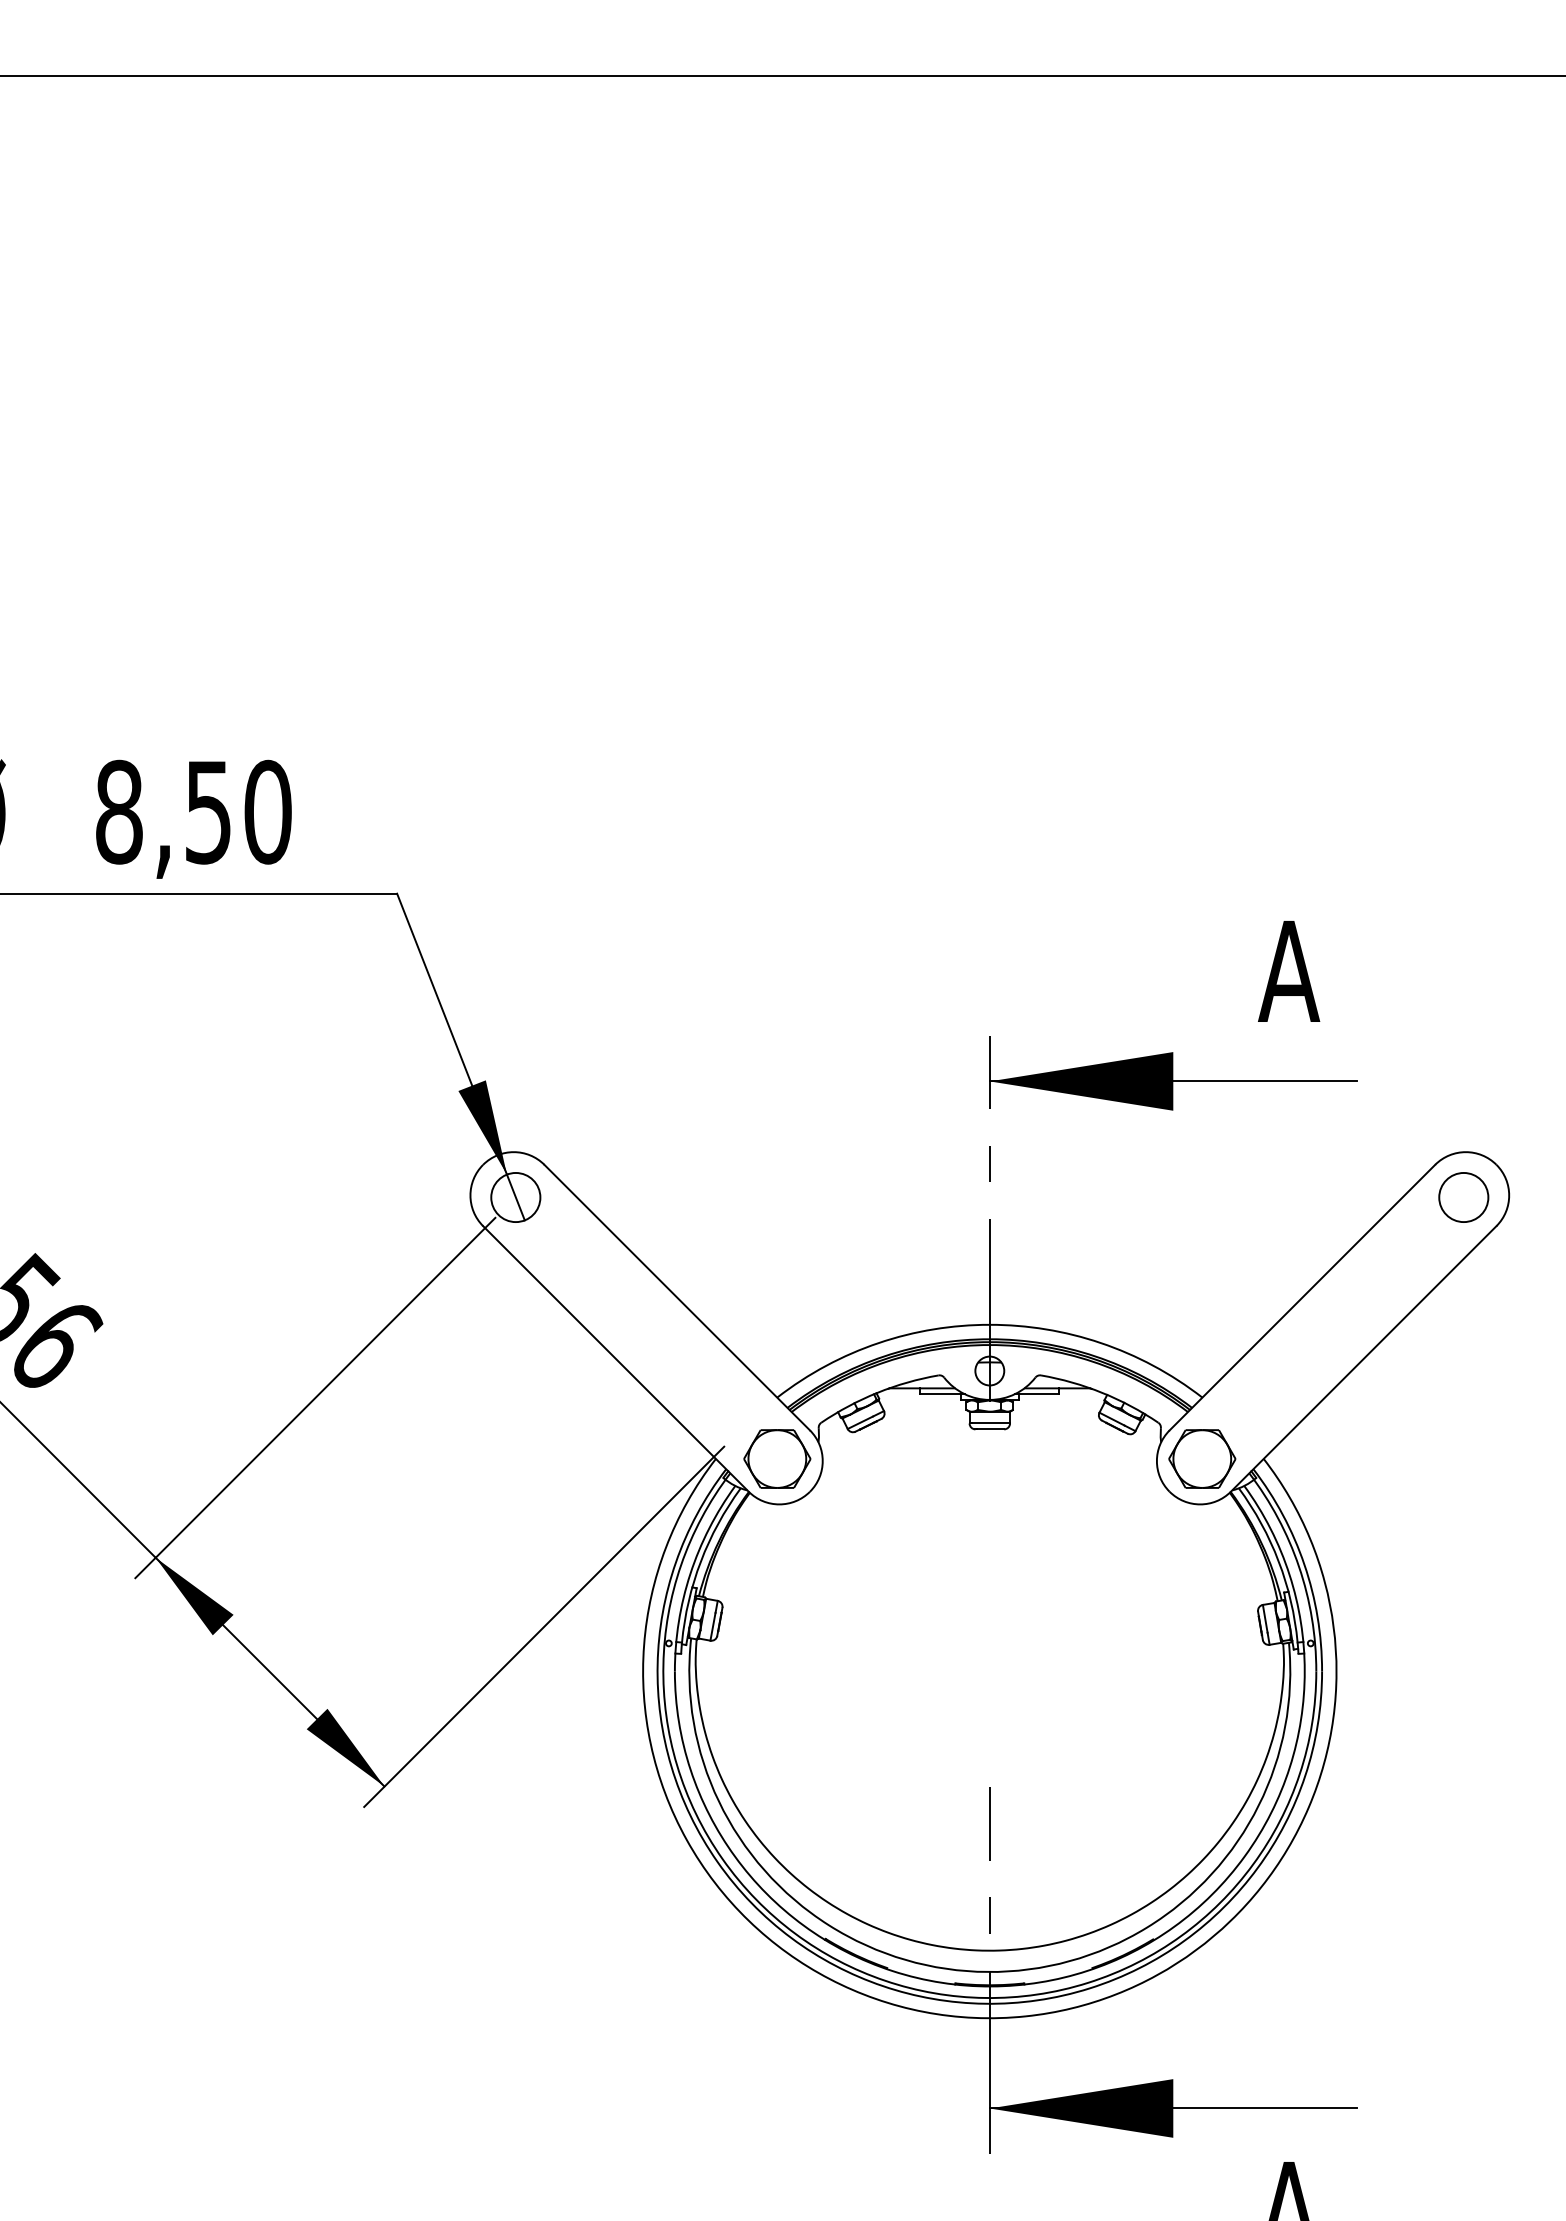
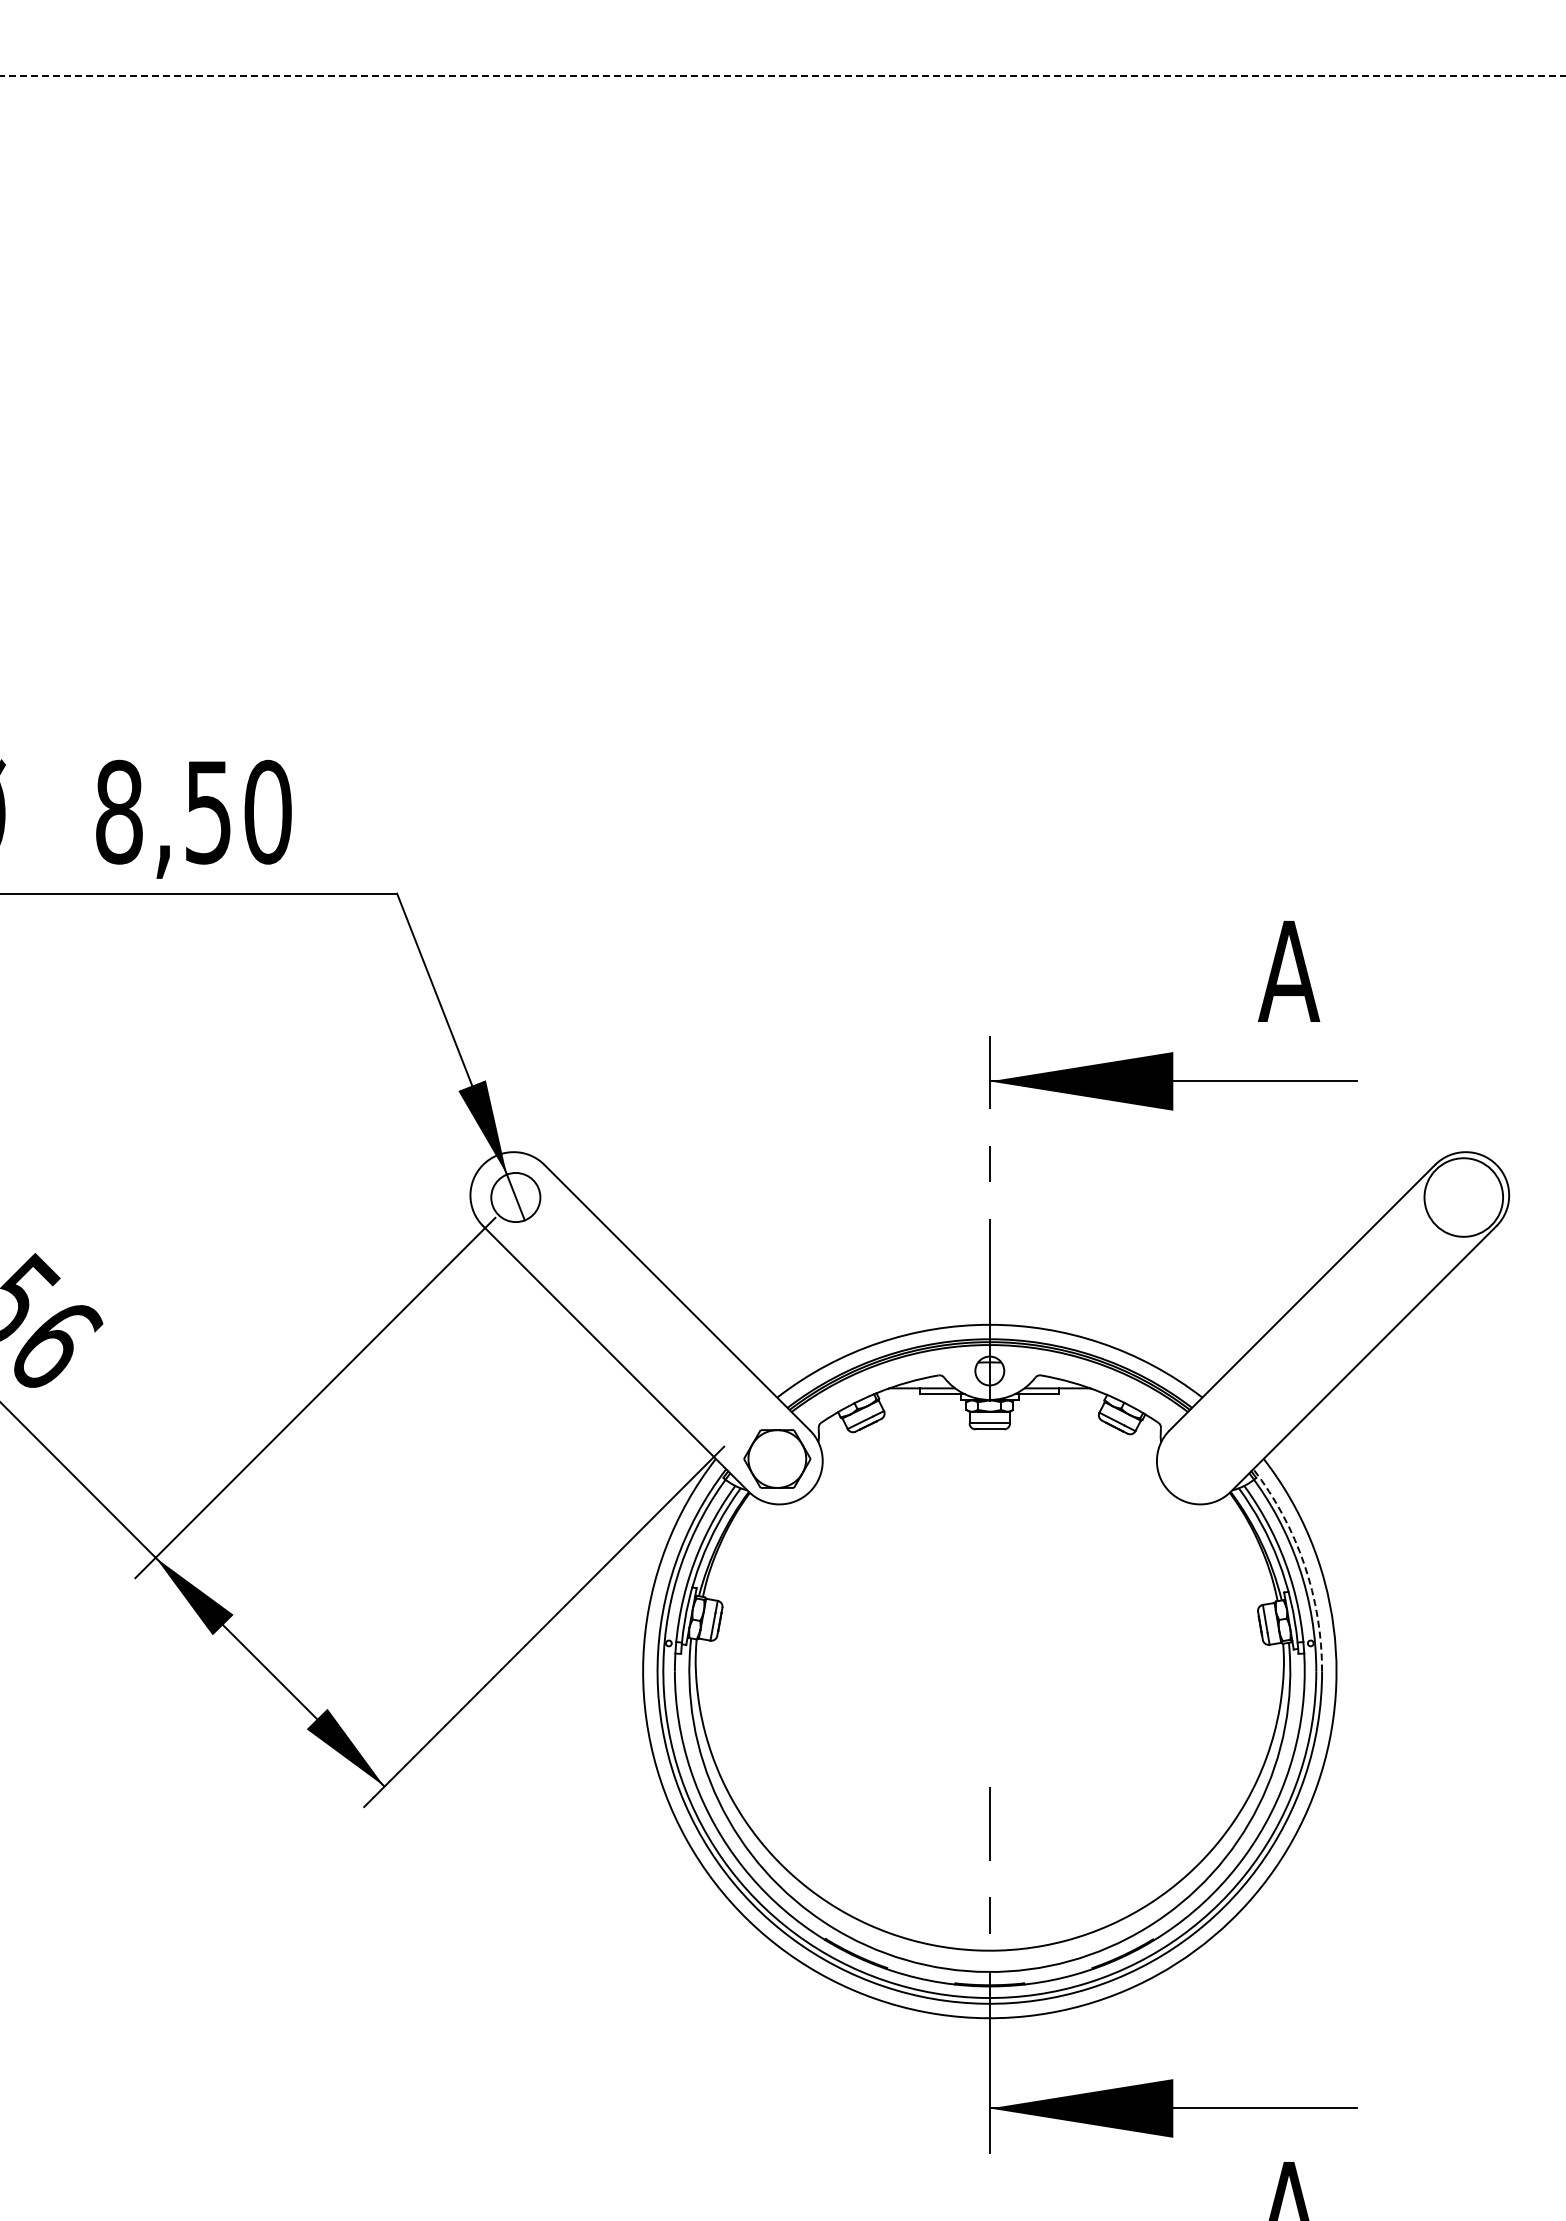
line: solid -> dashed (783, 76)
circle diameter: 49 px -> 79 px (1463, 1197)
part: present -> none (1202, 1458)
arc: solid -> dashed (1304, 1564)
